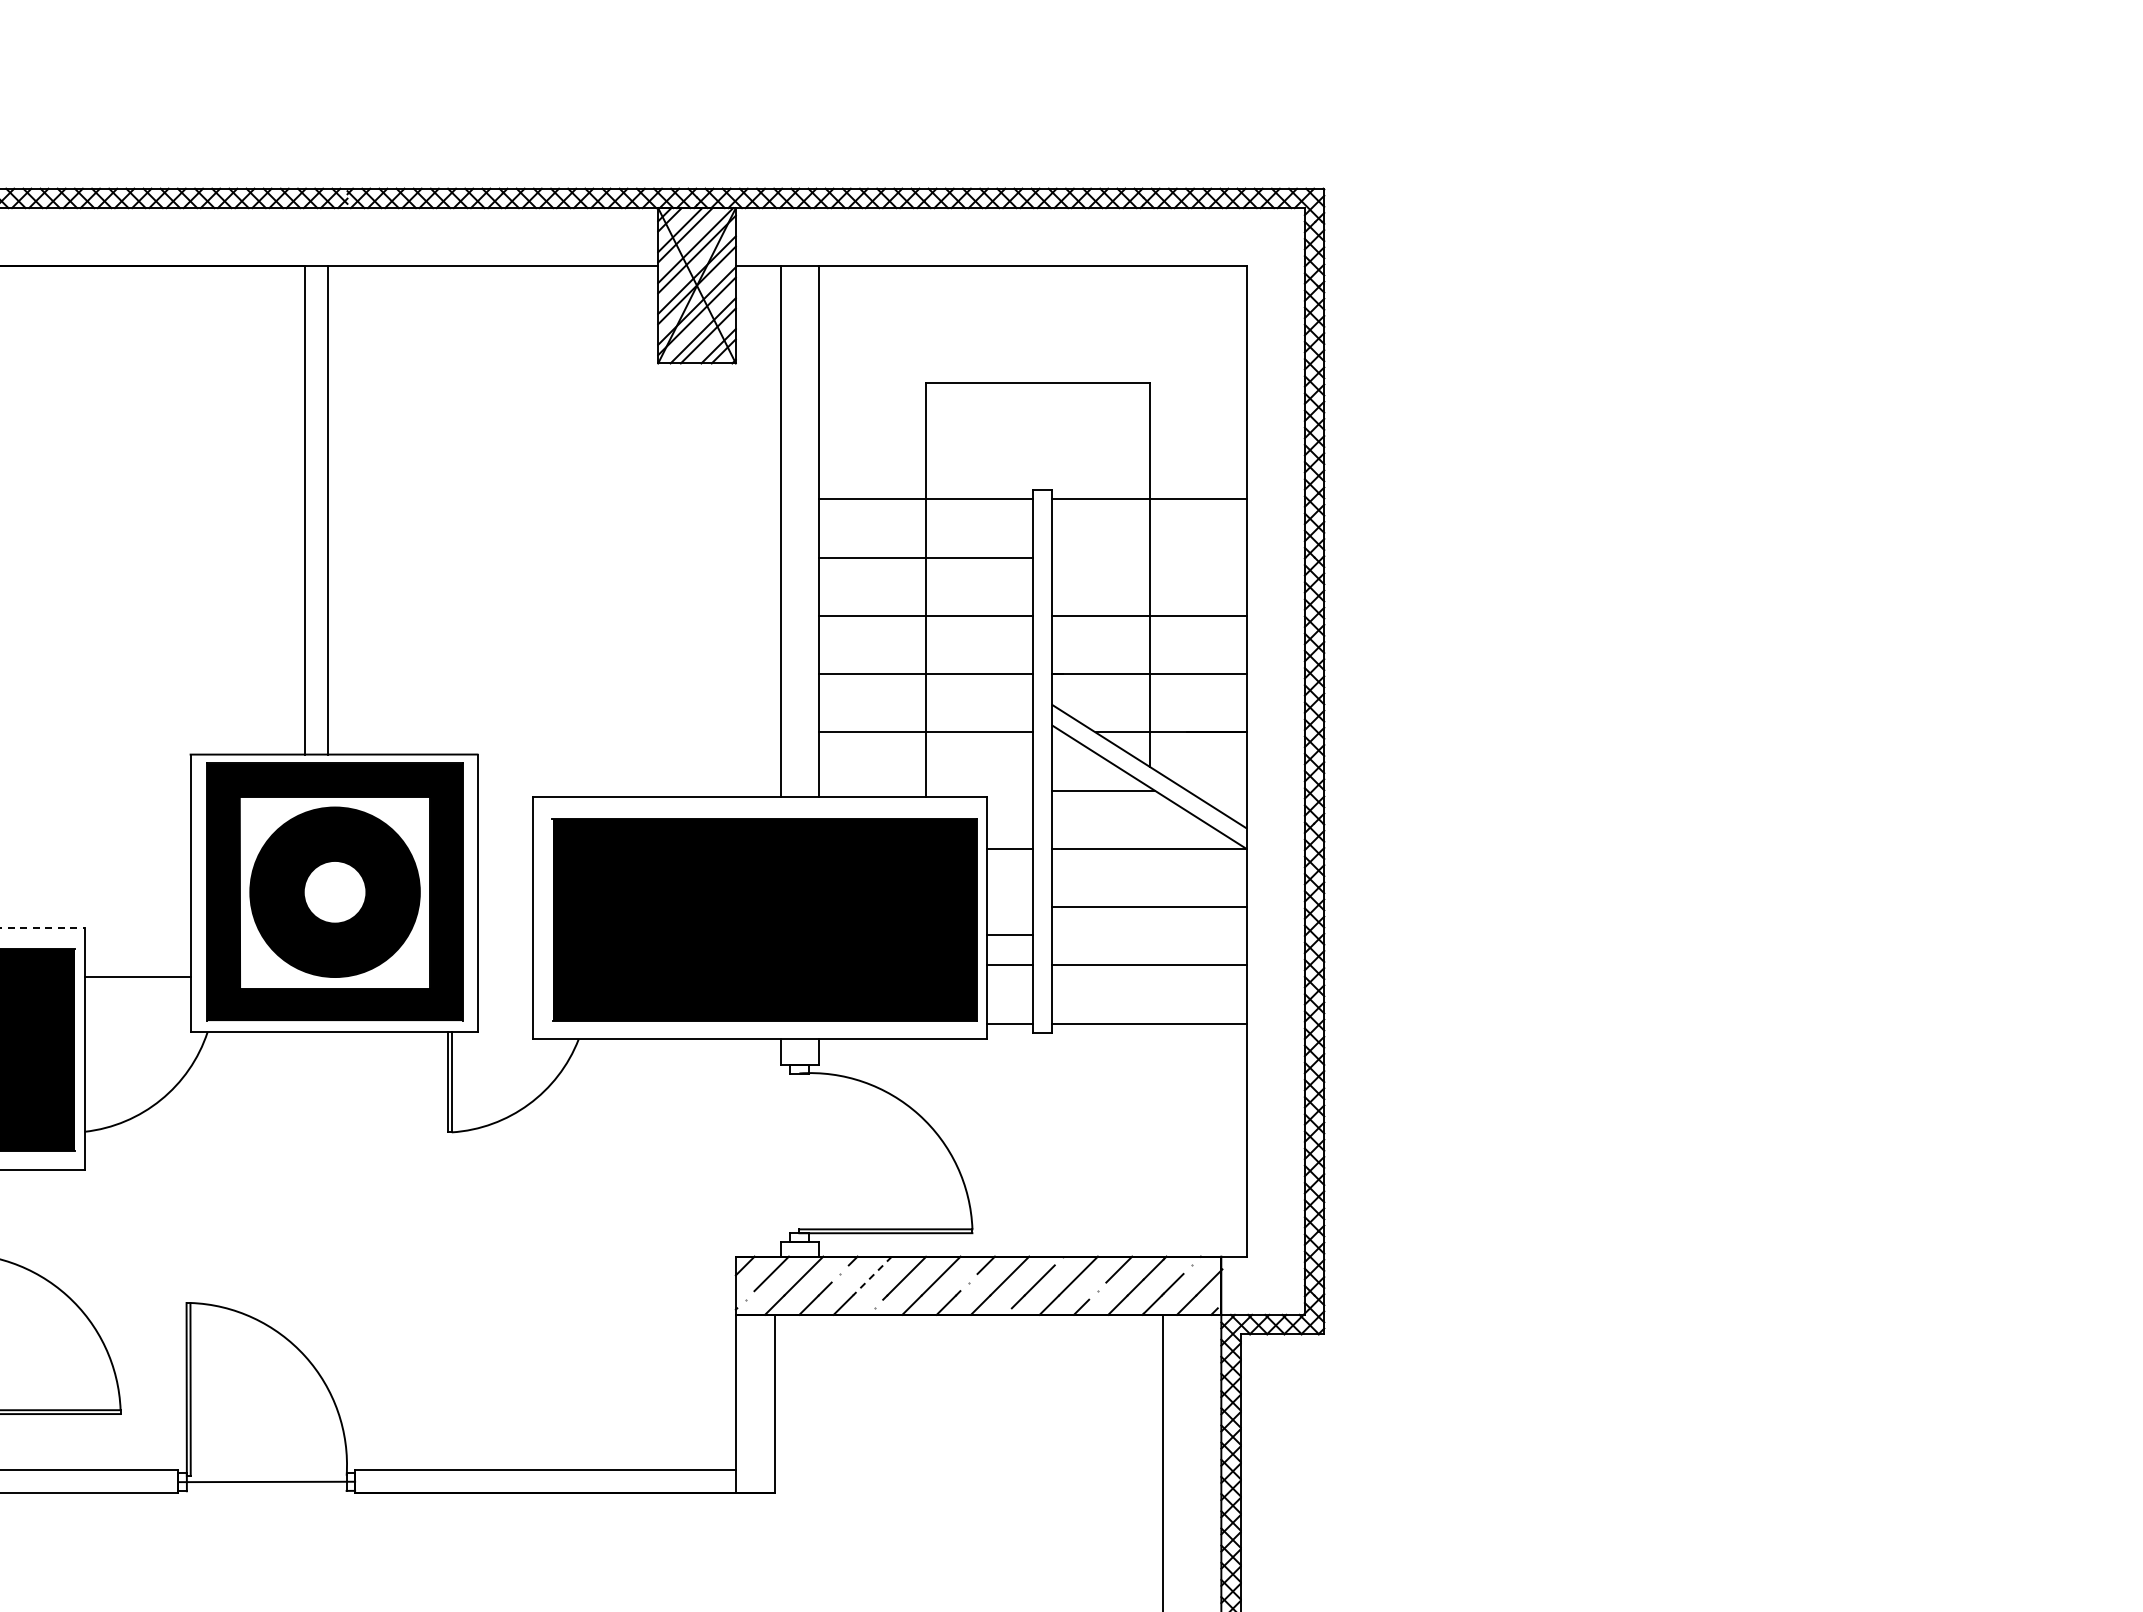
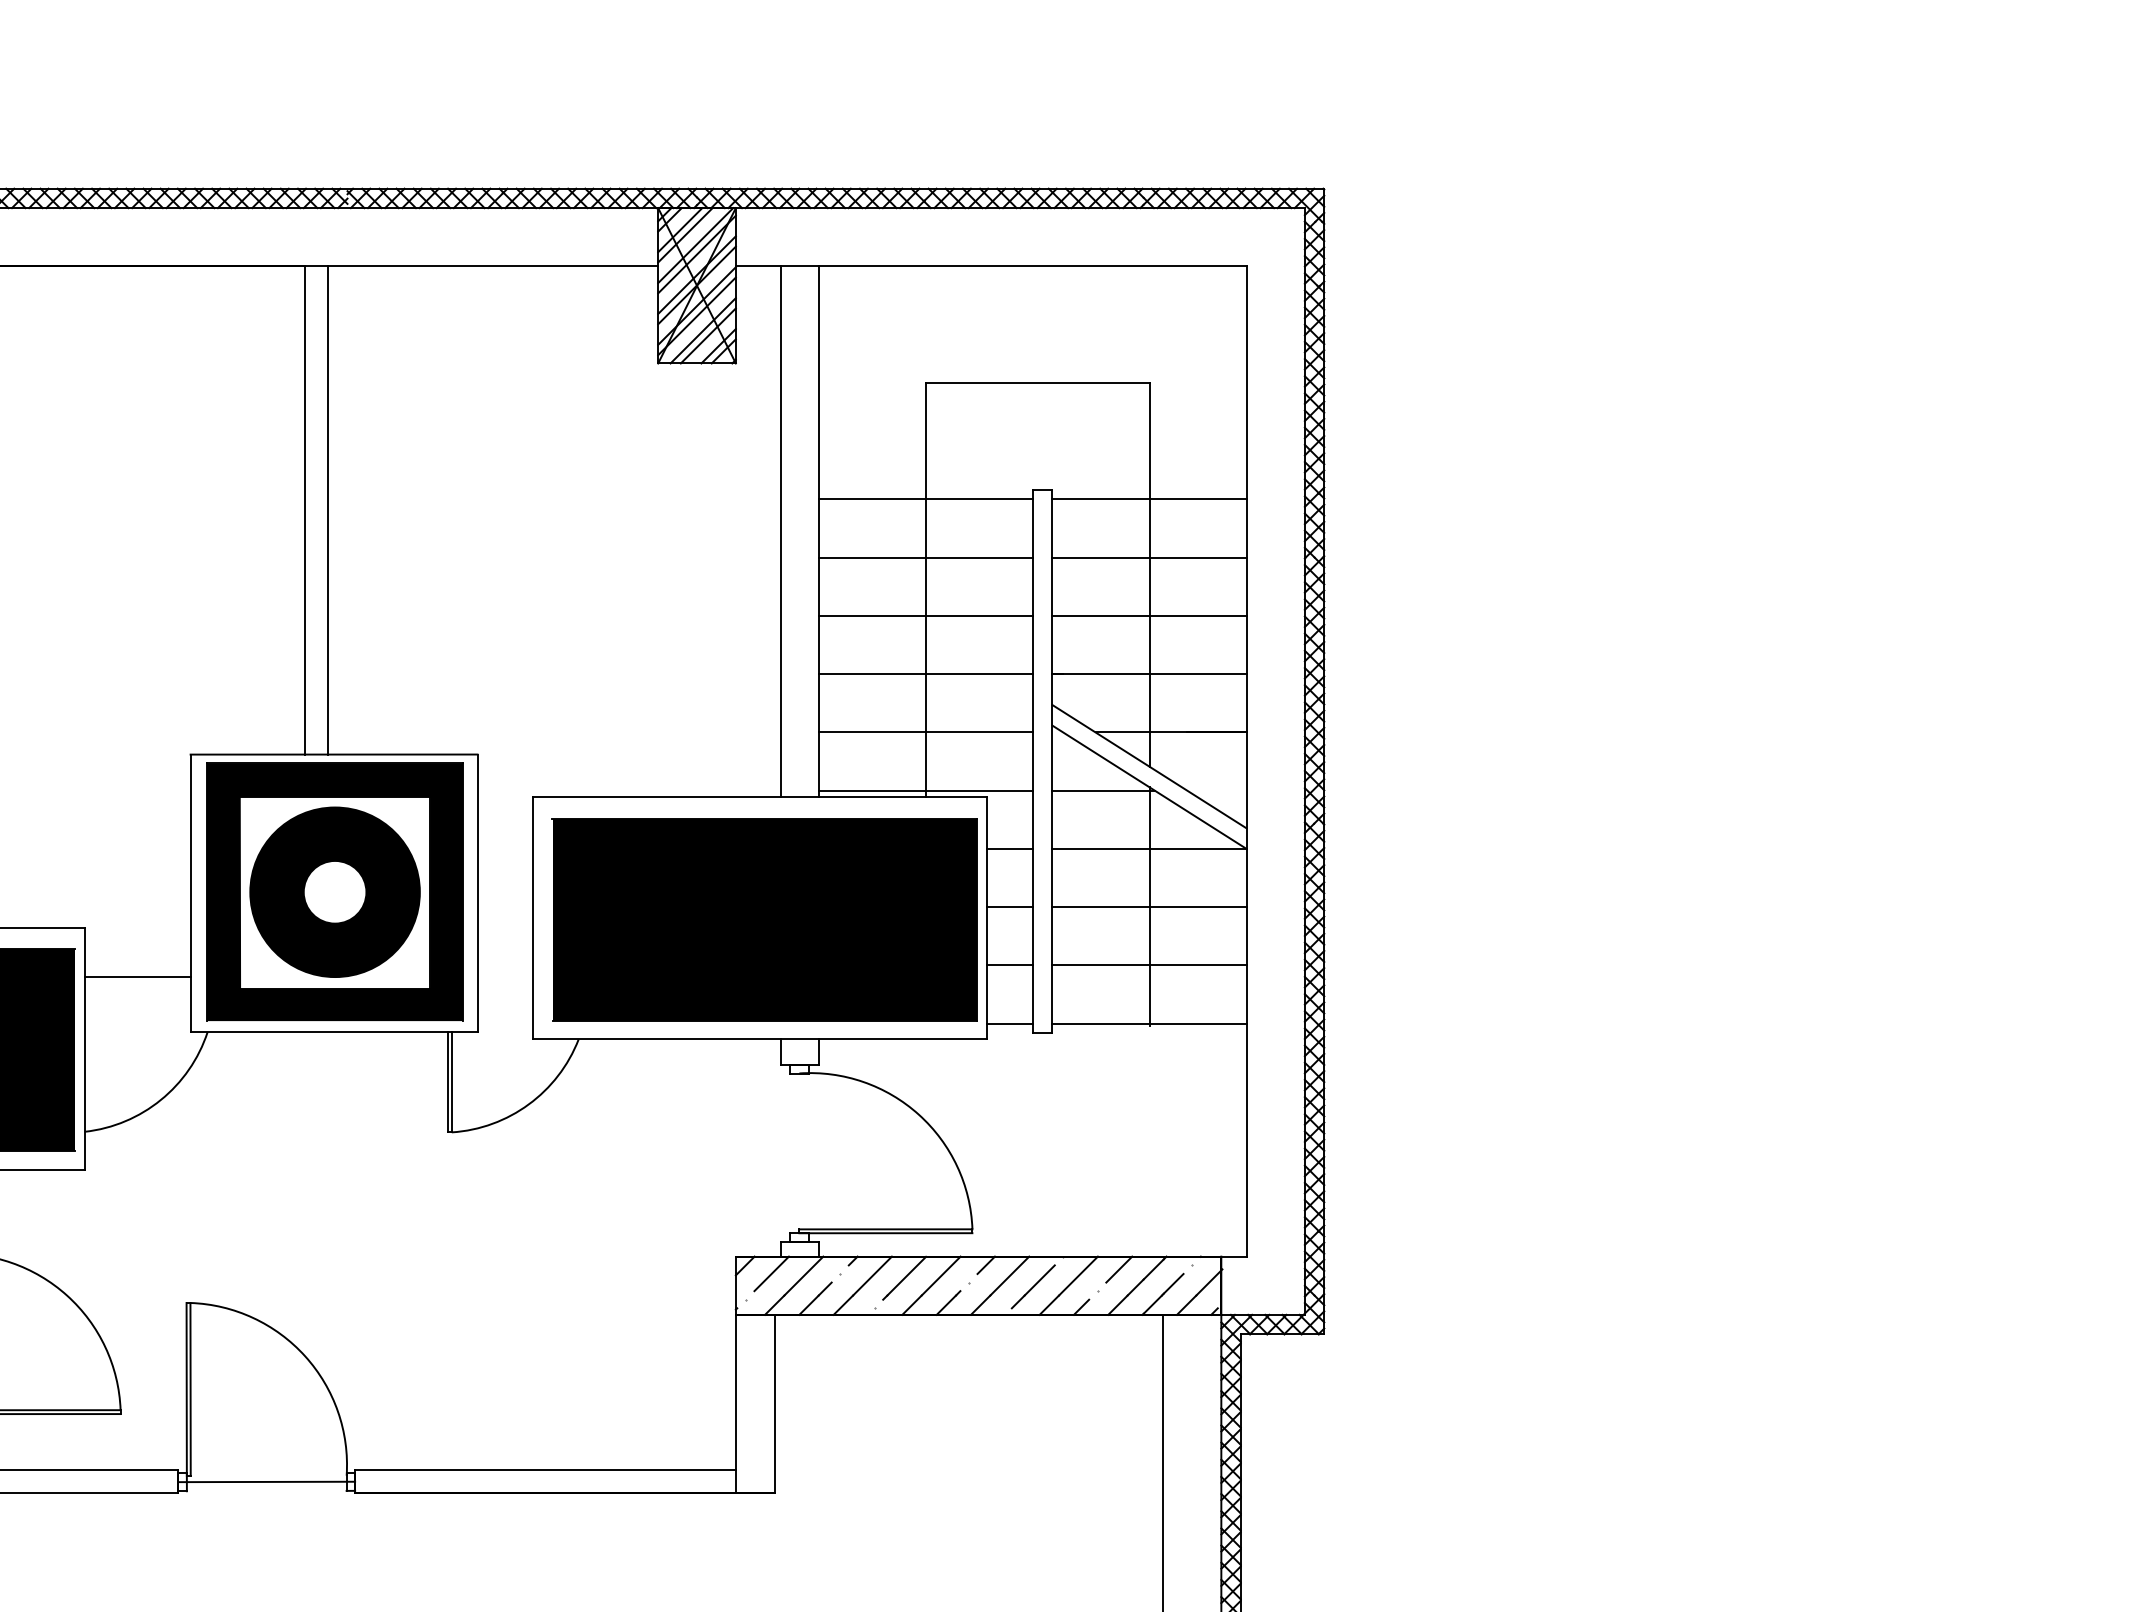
line: none -> present (1149, 557)
line: none -> present (926, 790)
line: none -> present (1149, 906)
line: dashed -> solid (42, 927)
line position: (1009, 935) -> (1009, 907) (1009, 907)
line: dashed -> solid (872, 1276)
